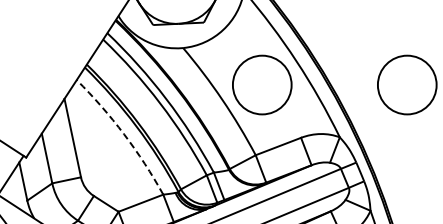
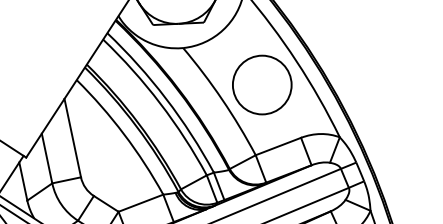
circle: present -> none (407, 84)
arc: dashed -> solid (124, 134)
line: none -> present (13, 213)
